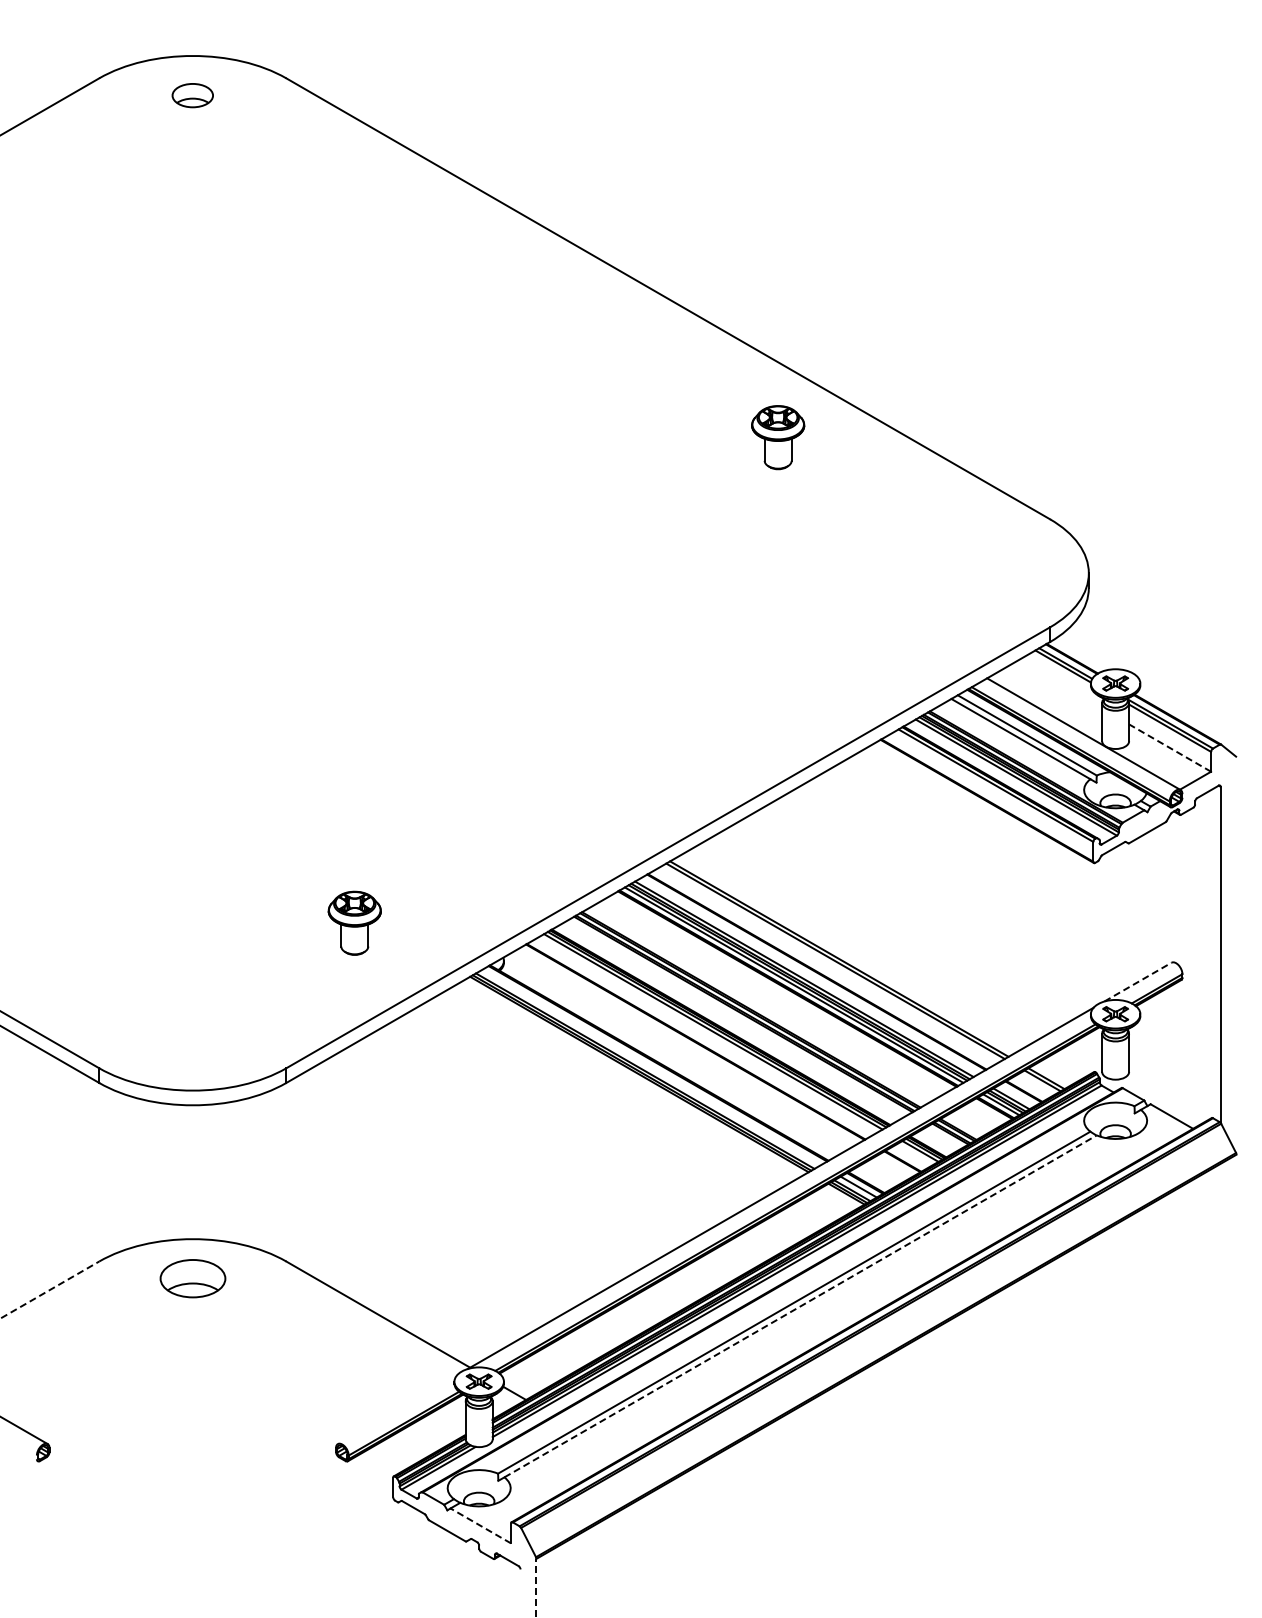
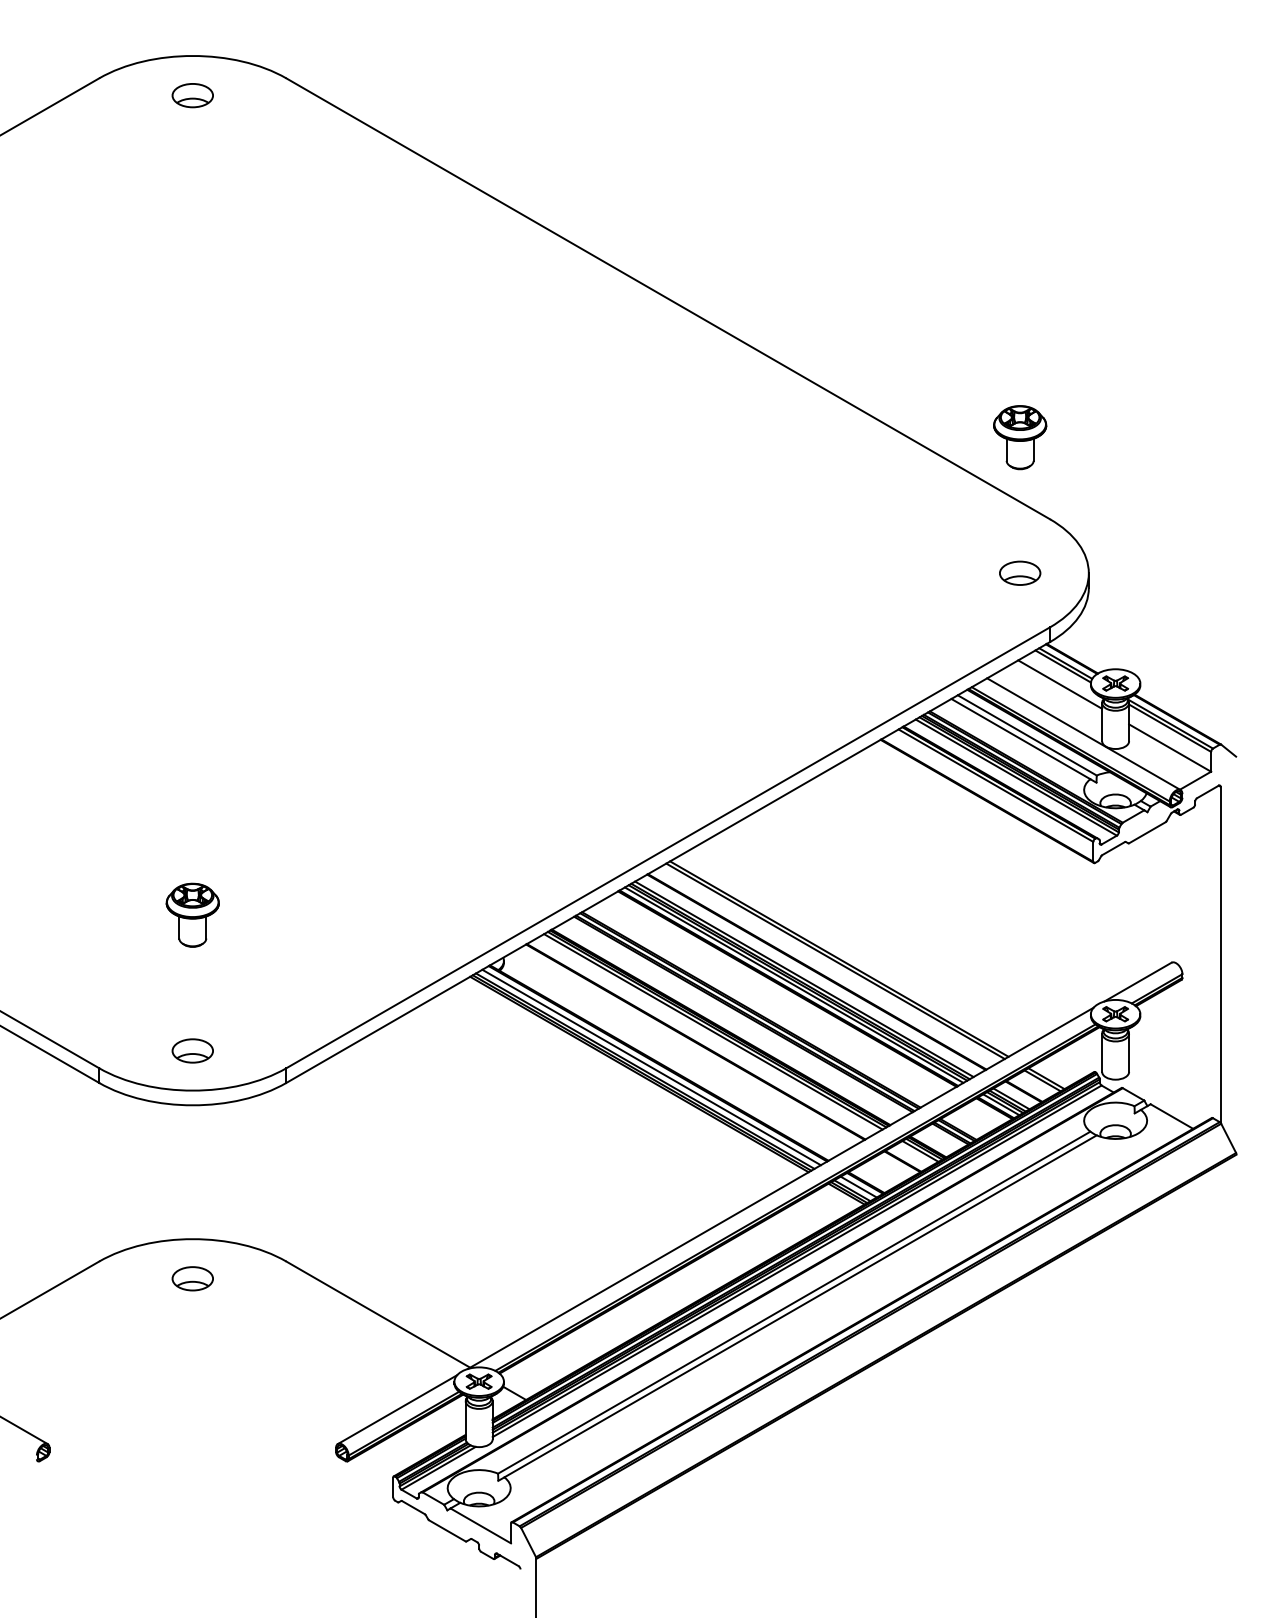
part position: (778, 437) -> (1020, 437) (1020, 437)
part: none -> present (1020, 572)
line: none -> present (1060, 684)
line: dashed -> solid (1169, 747)
part position: (354, 922) -> (192, 914) (192, 914)
line: dashed -> solid (1138, 982)
part: none -> present (192, 1050)
line: none -> present (651, 1067)
part size: 68x40 px -> 43x26 px (192, 1278)
line: dashed -> solid (50, 1289)
line: dashed -> solid (800, 1306)
line: none -> present (397, 1409)
line: dashed -> solid (480, 1525)
line: dashed -> solid (536, 1587)
